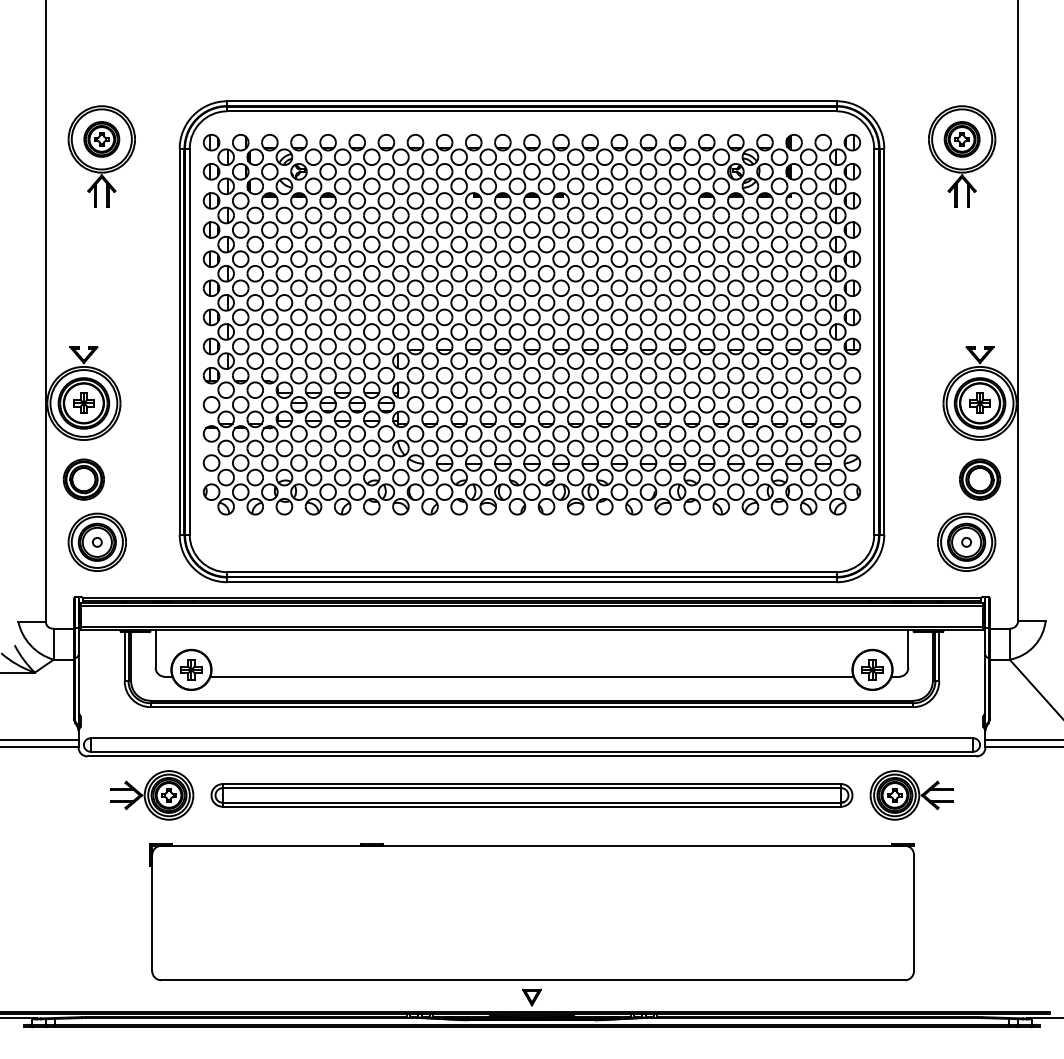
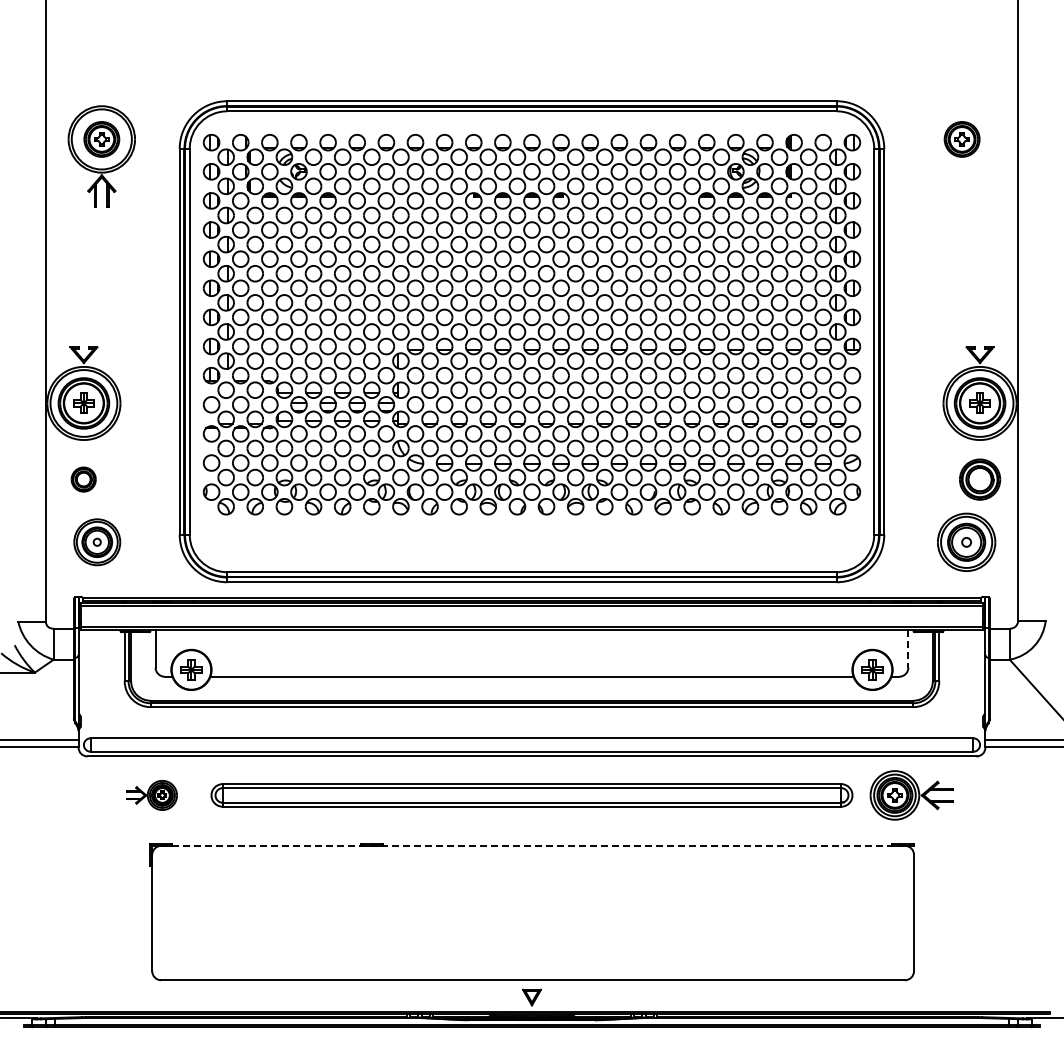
part: present -> none (962, 156)
part size: 43x43 px -> 27x27 px (83, 479)
part size: 60x60 px -> 49x49 px (97, 542)
line: solid -> dashed (908, 648)
part size: 85x51 px -> 52x31 px (151, 795)
line: solid -> dashed (533, 845)
